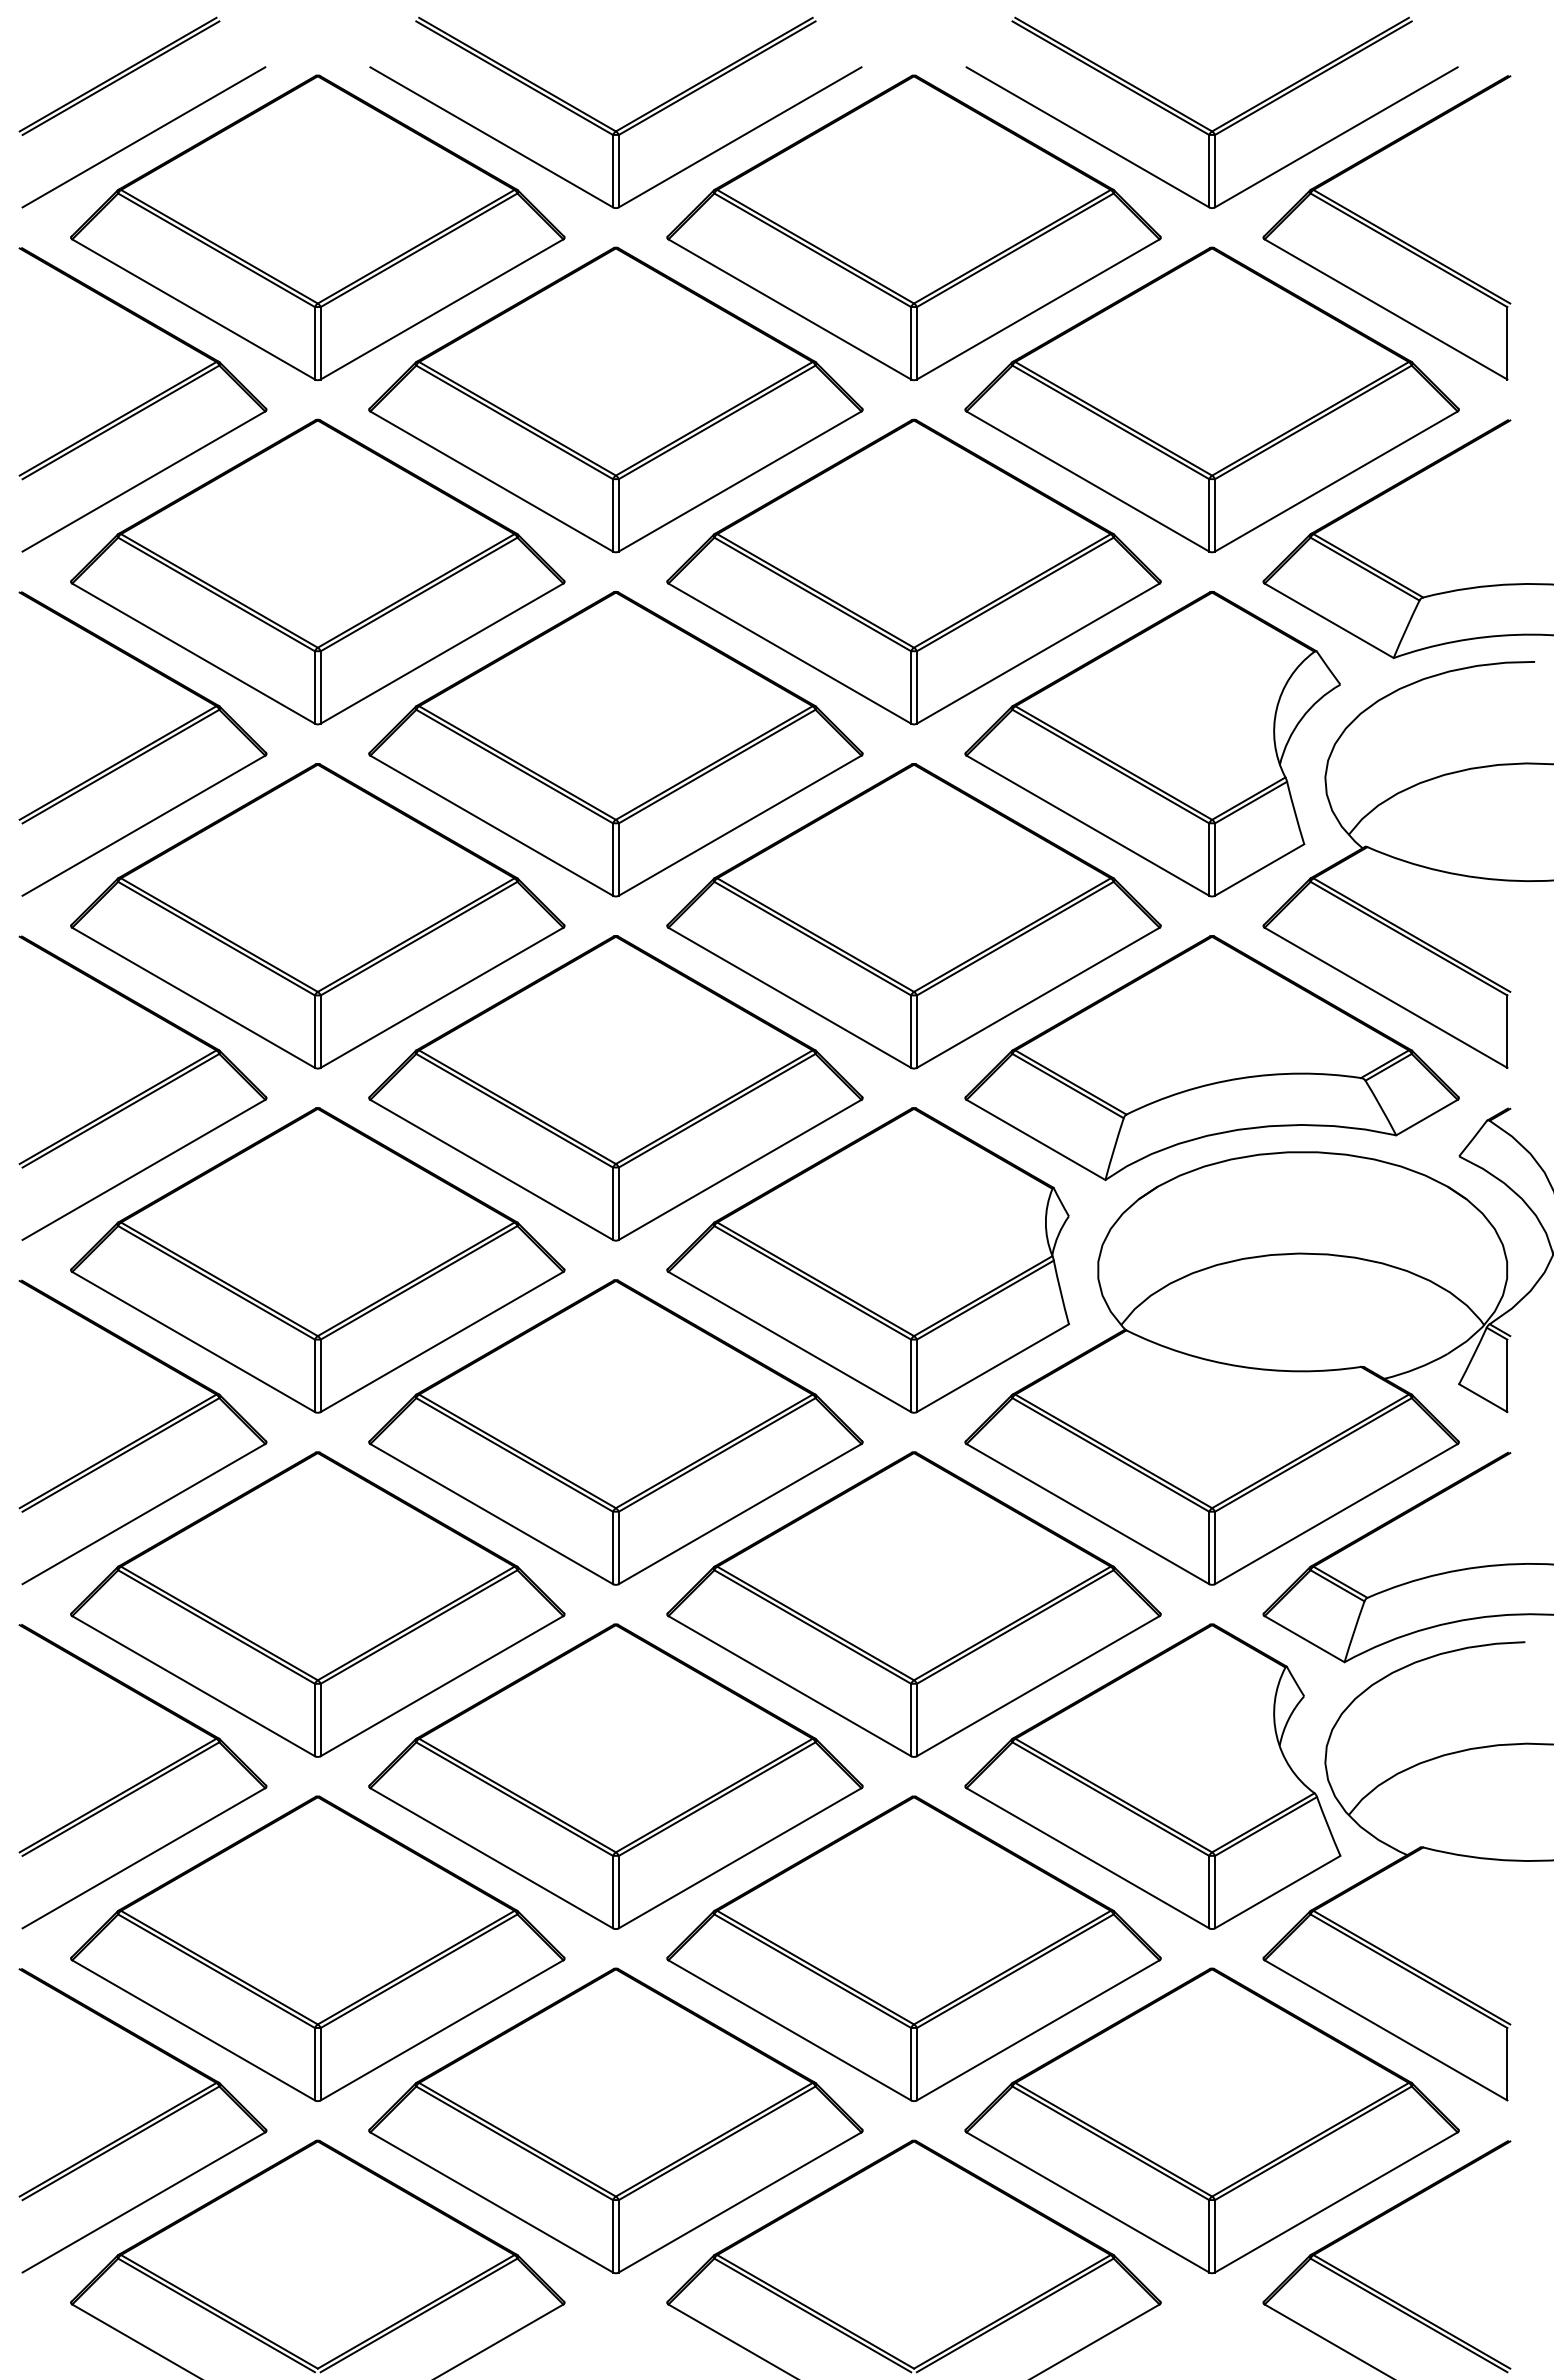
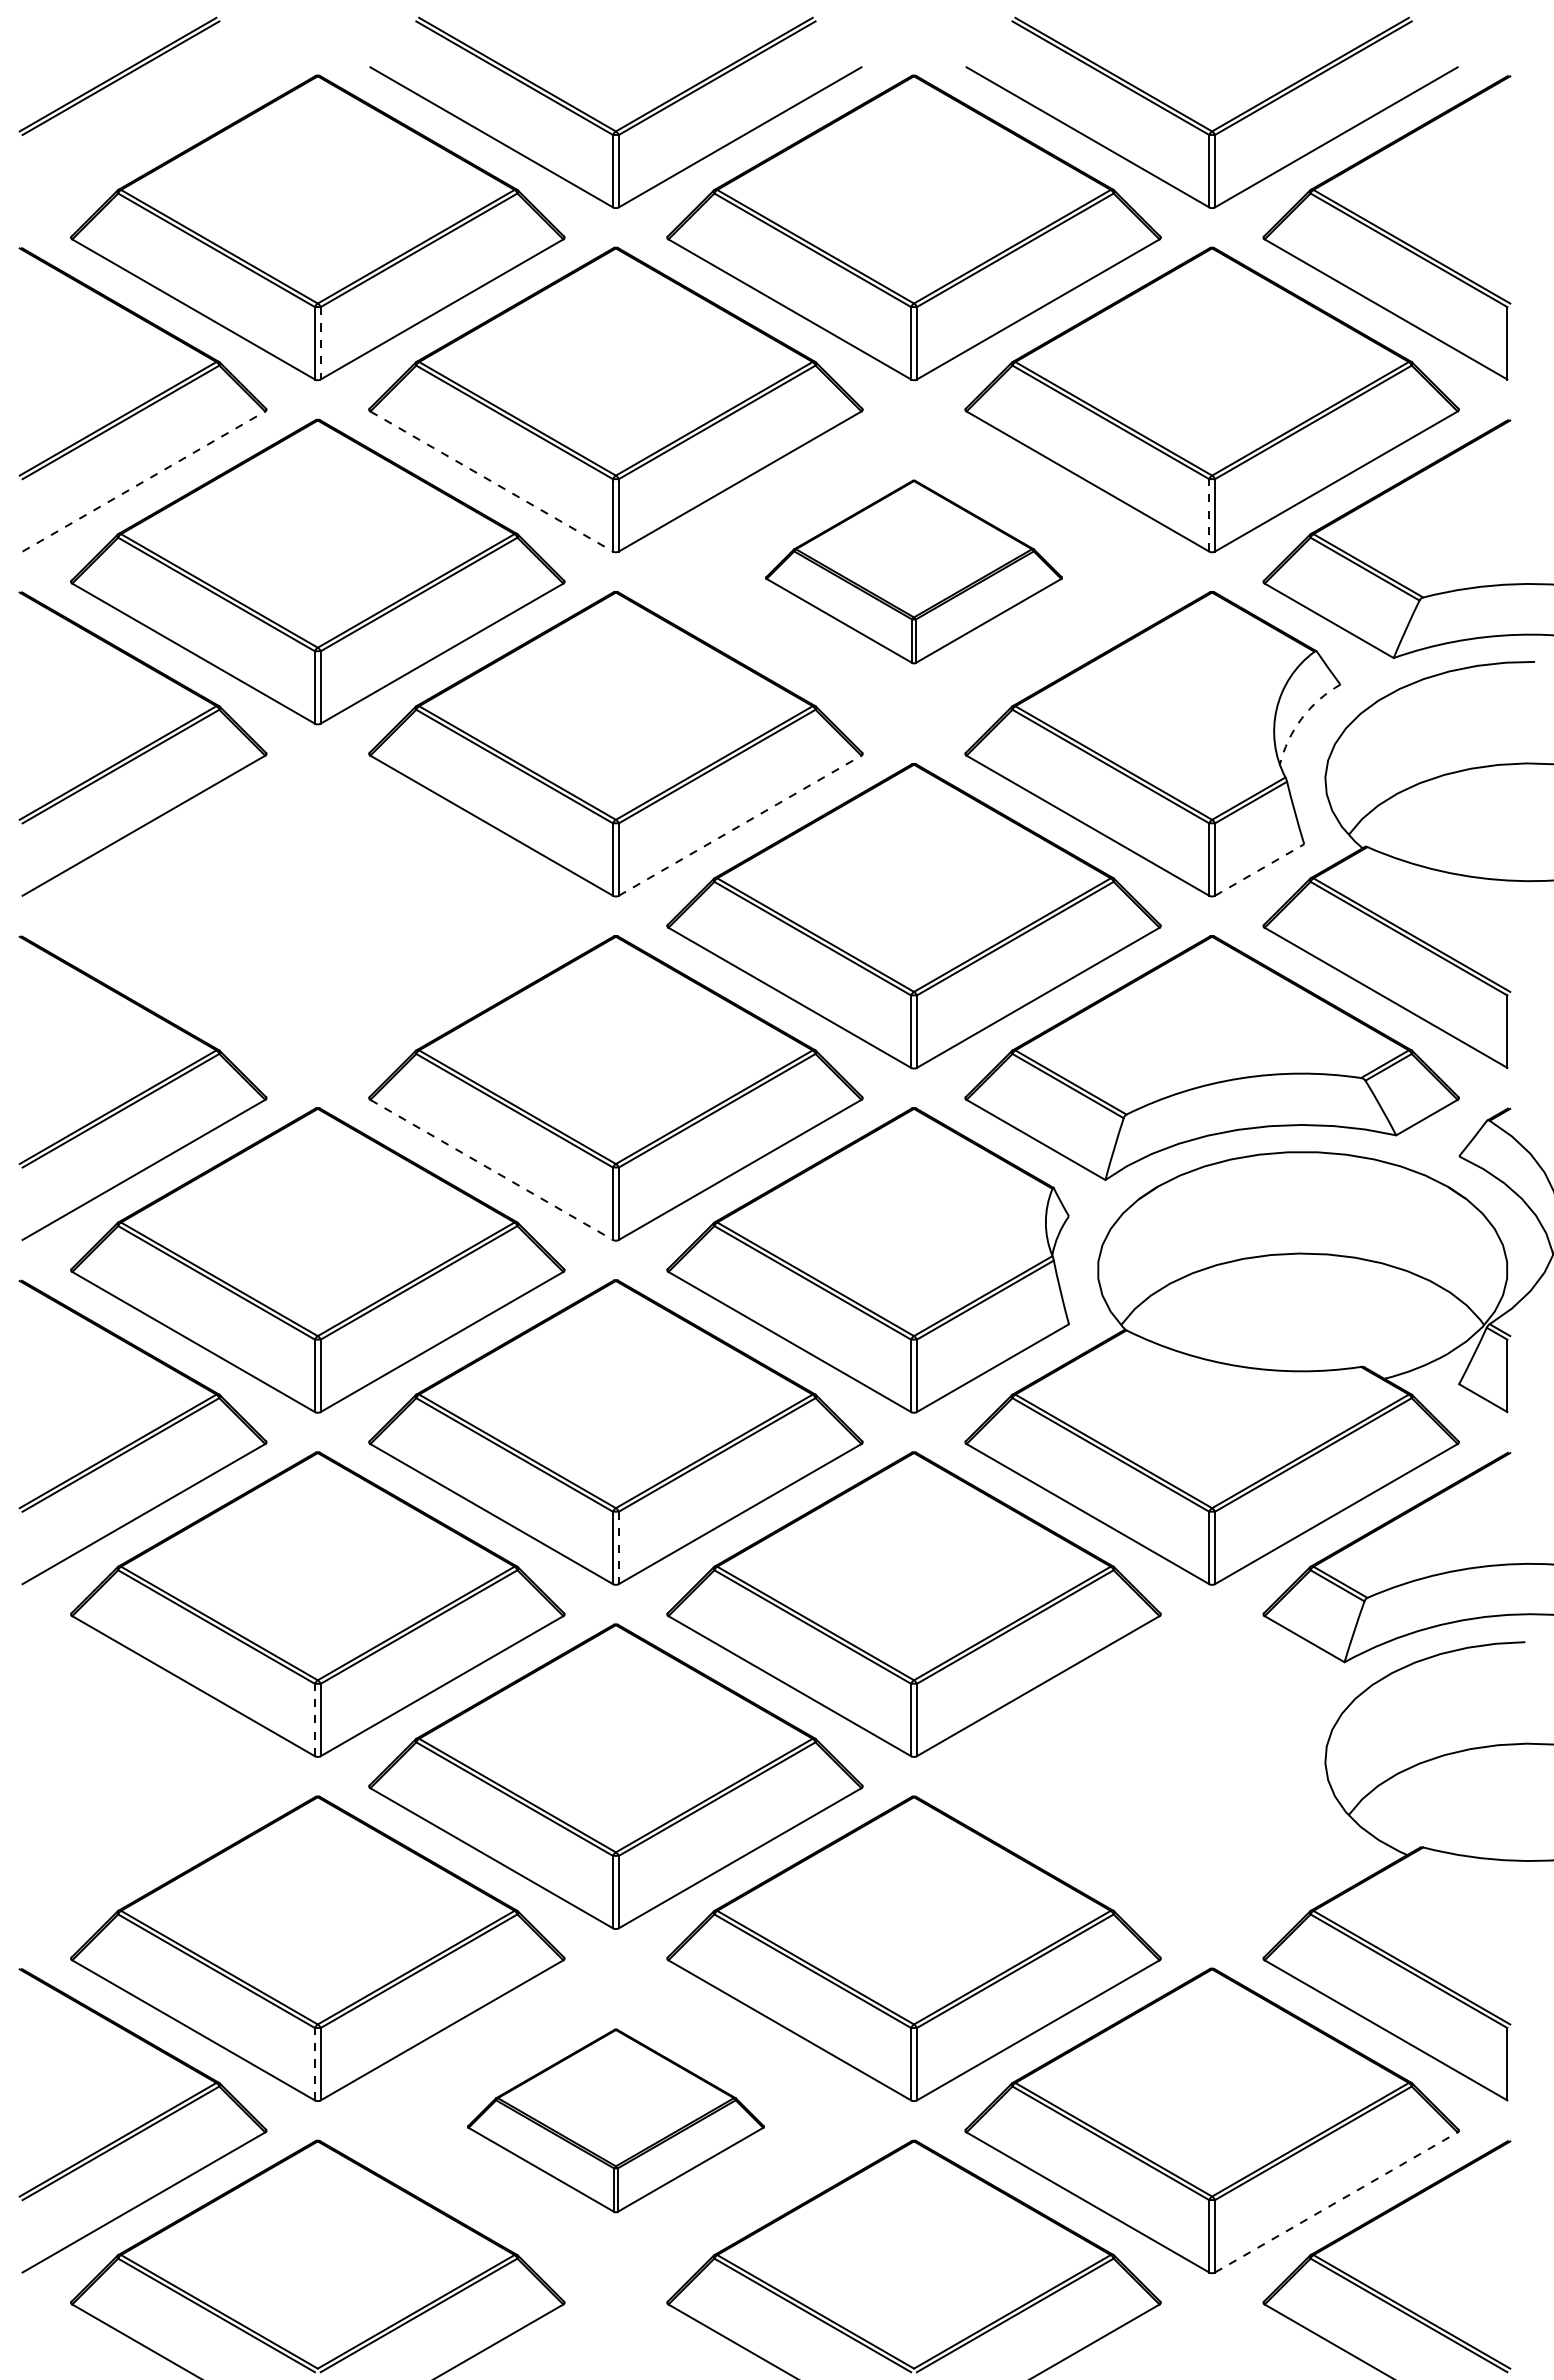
line: present -> none (143, 137)
line: solid -> dashed (320, 343)
line: solid -> dashed (144, 481)
line: solid -> dashed (492, 481)
line: solid -> dashed (1209, 514)
part size: 496x308 px -> 298x186 px (913, 571)
arc: solid -> dashed (1301, 718)
line: solid -> dashed (740, 825)
line: solid -> dashed (1259, 870)
part: present -> none (317, 916)
line: solid -> dashed (492, 1170)
line: solid -> dashed (618, 1548)
line: solid -> dashed (314, 1719)
part: present -> none (142, 1776)
part: present -> none (1152, 1776)
line: solid -> dashed (314, 2063)
part size: 496x308 px -> 298x186 px (615, 2120)
line: solid -> dashed (1336, 2202)
